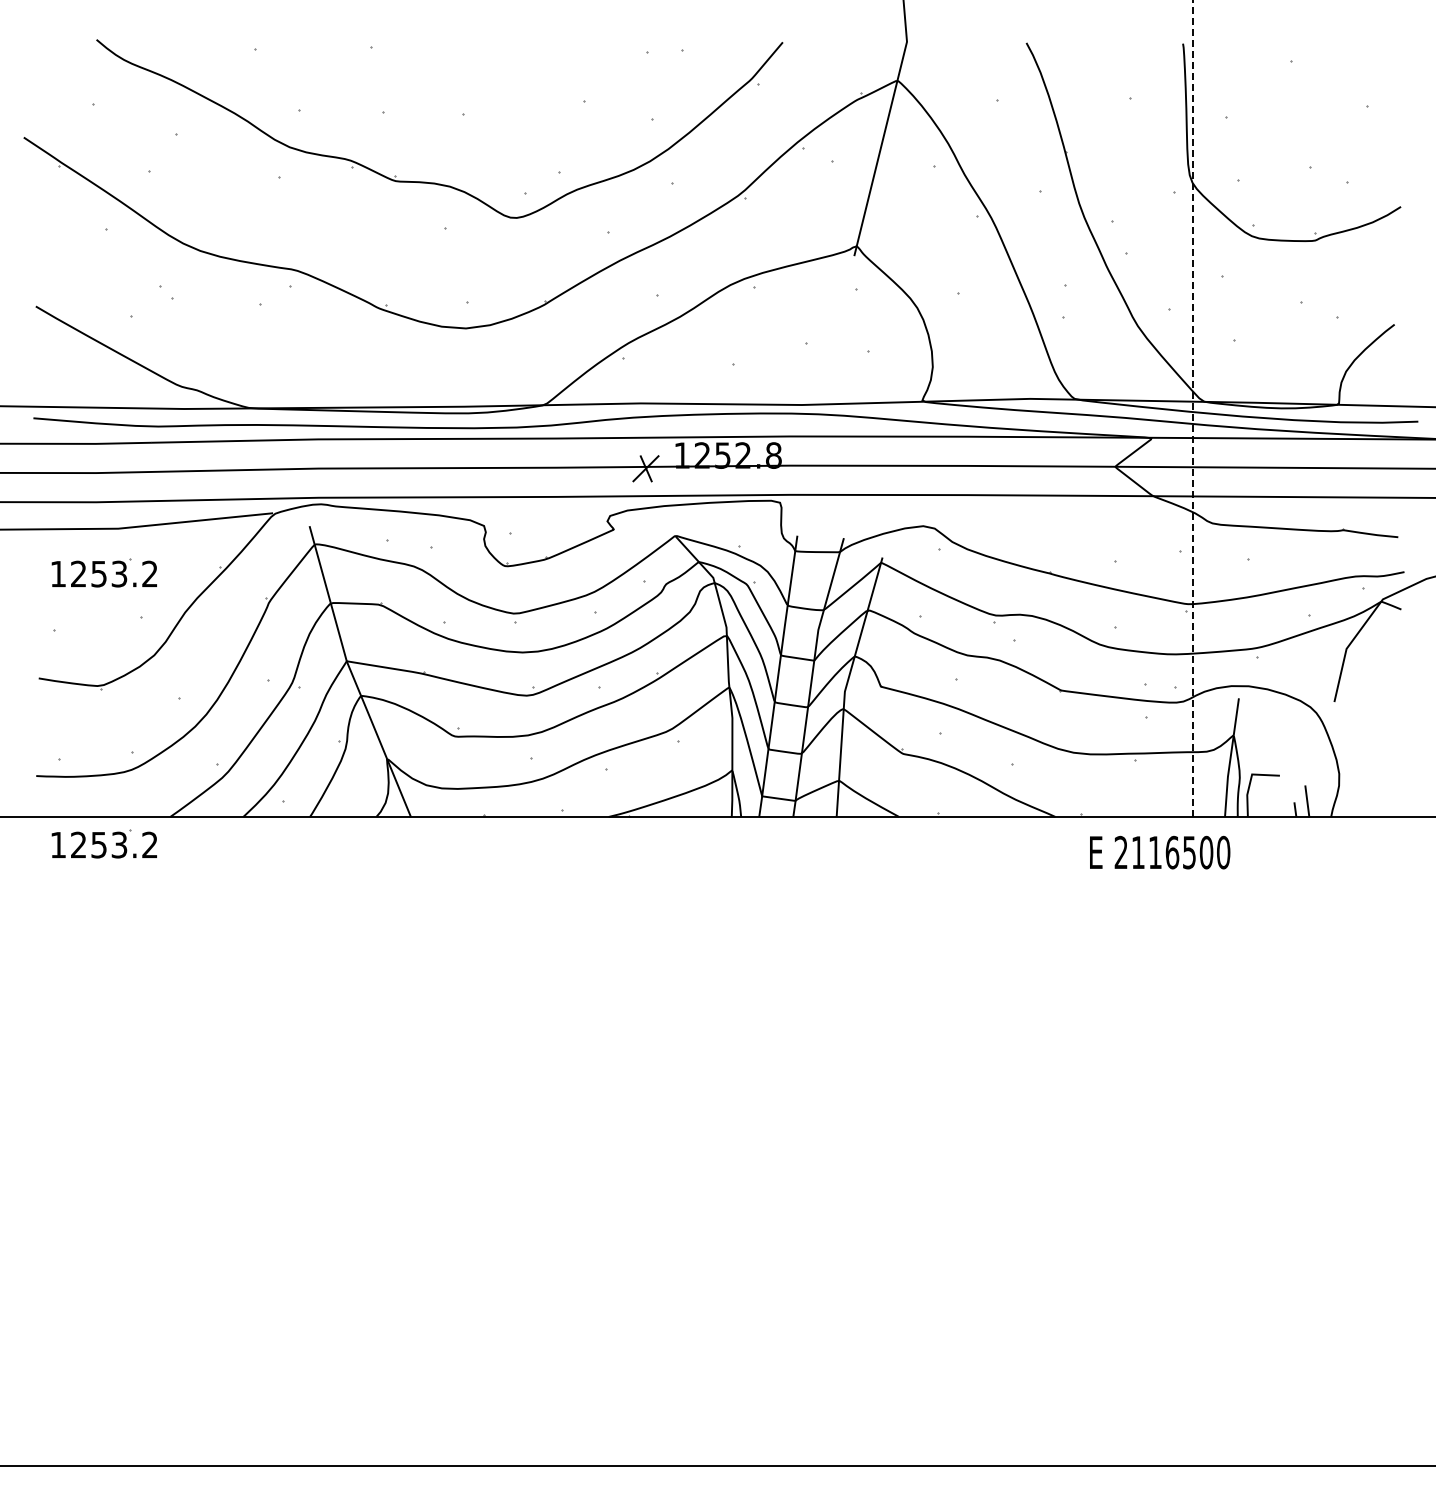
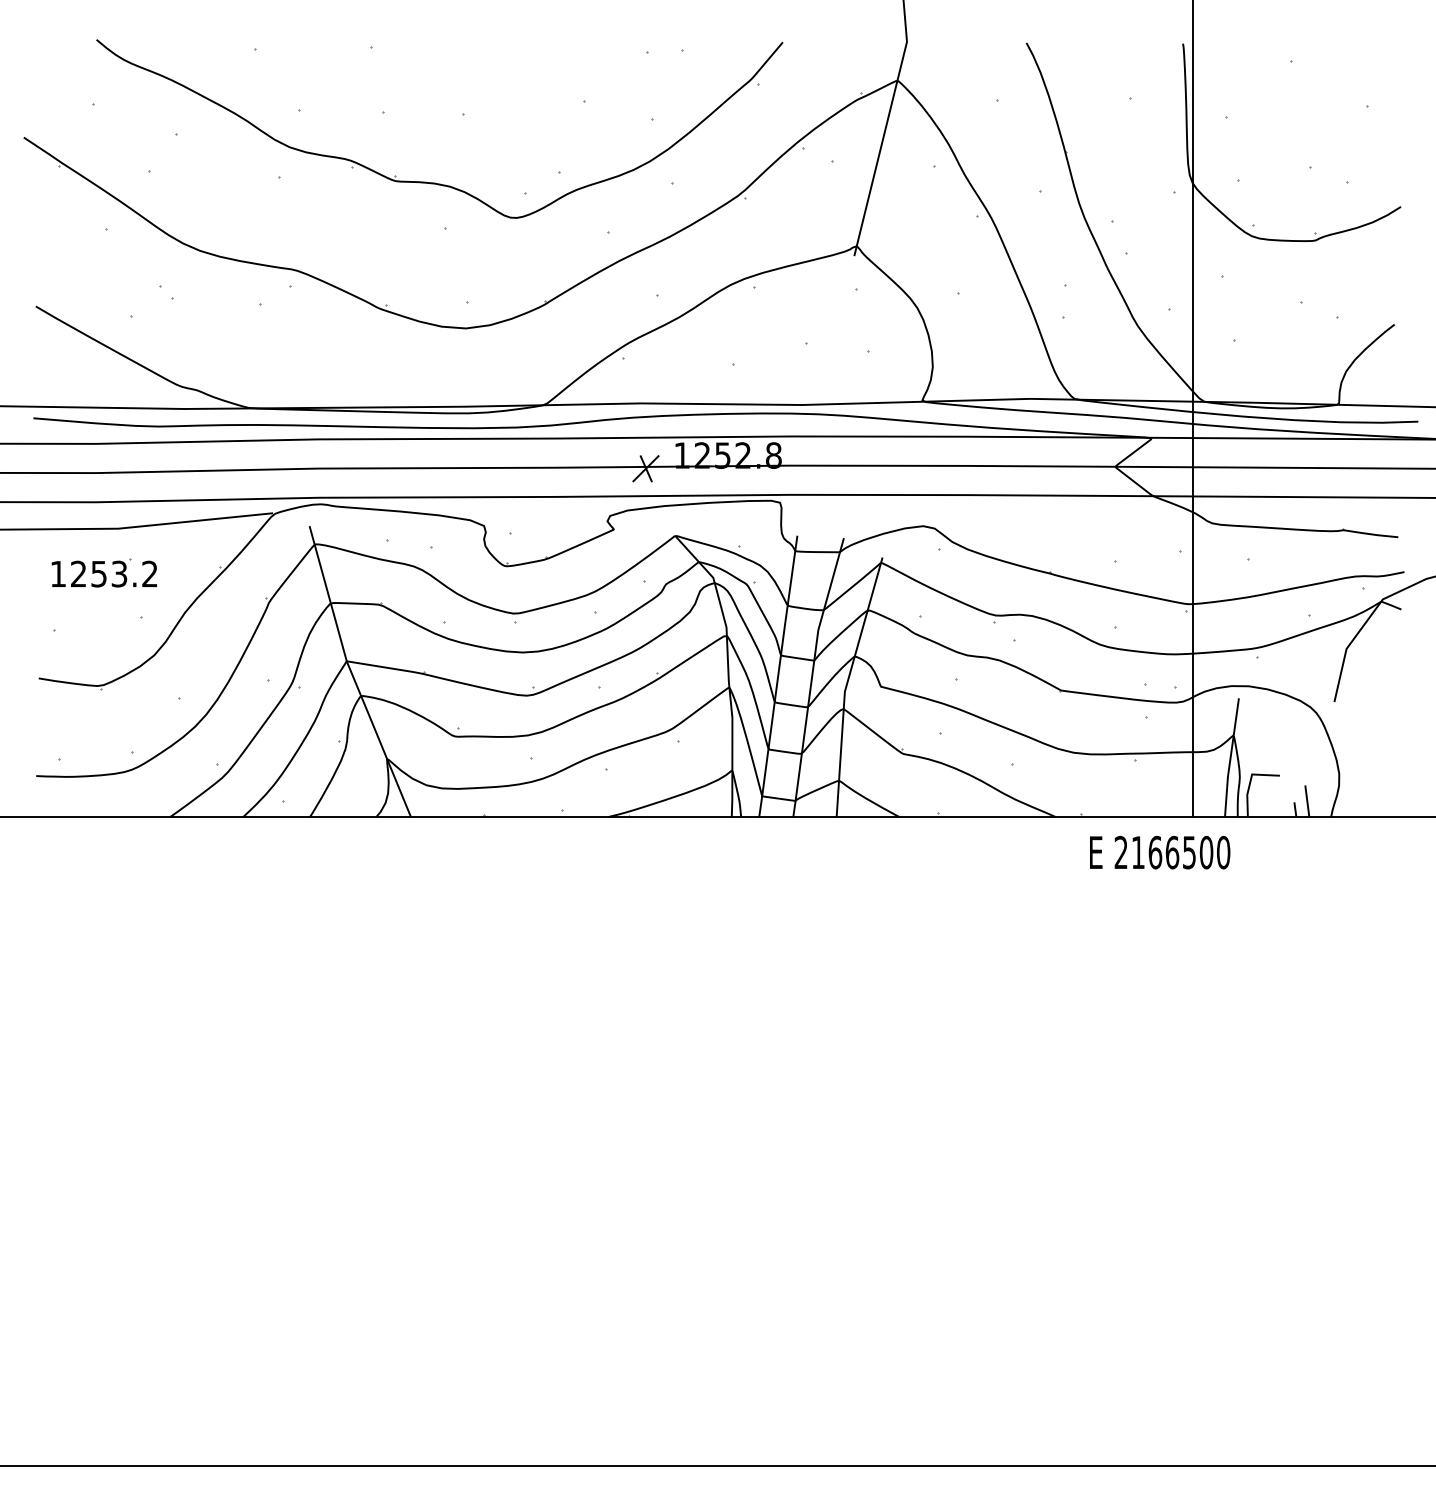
line: dashed -> solid (1193, 408)
part: present -> none (103, 843)
text: 2116500 -> 2166500 (1155, 852)
